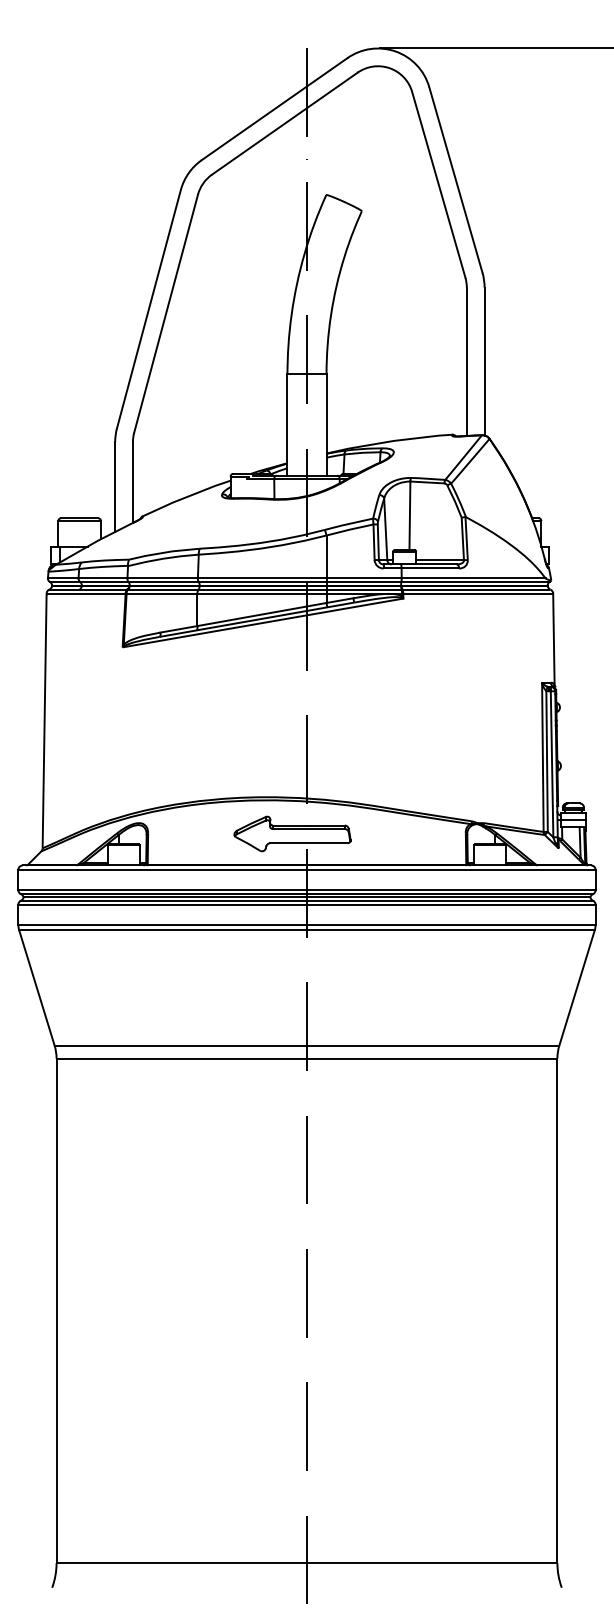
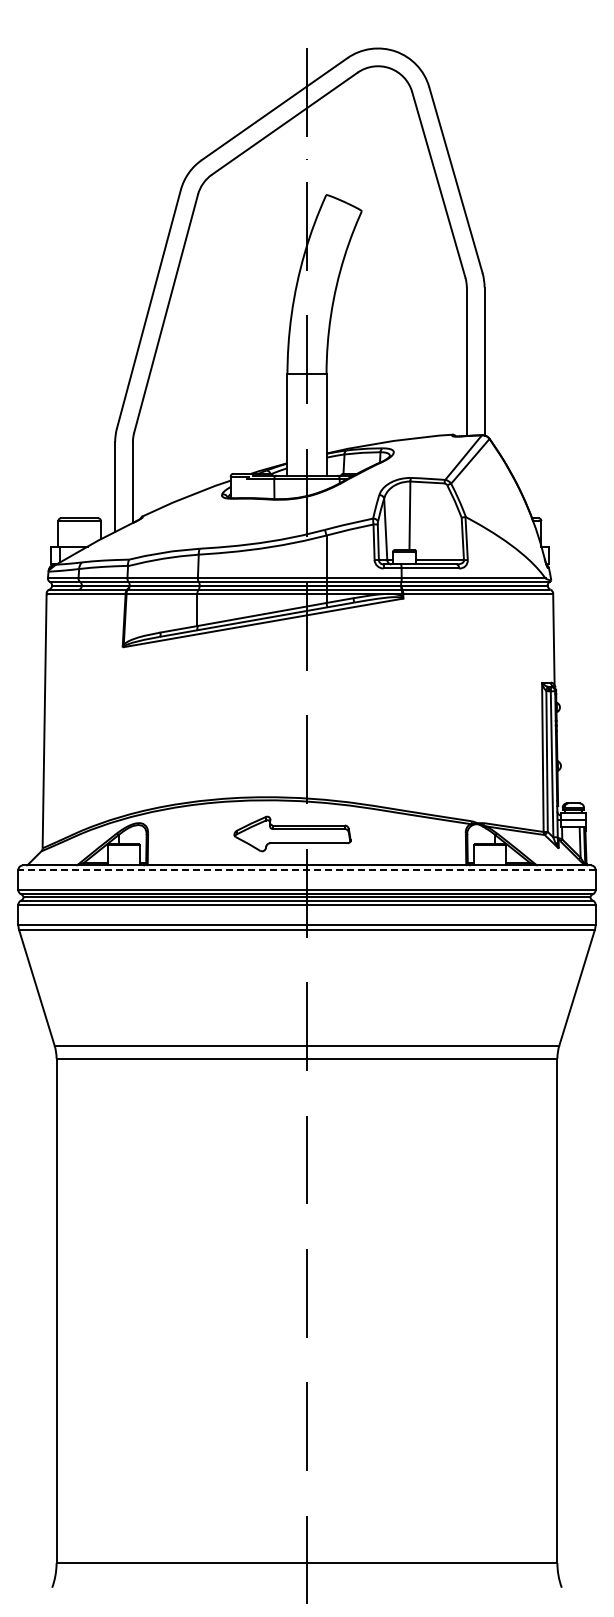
line: present -> none (494, 48)
line: solid -> dashed (306, 869)
